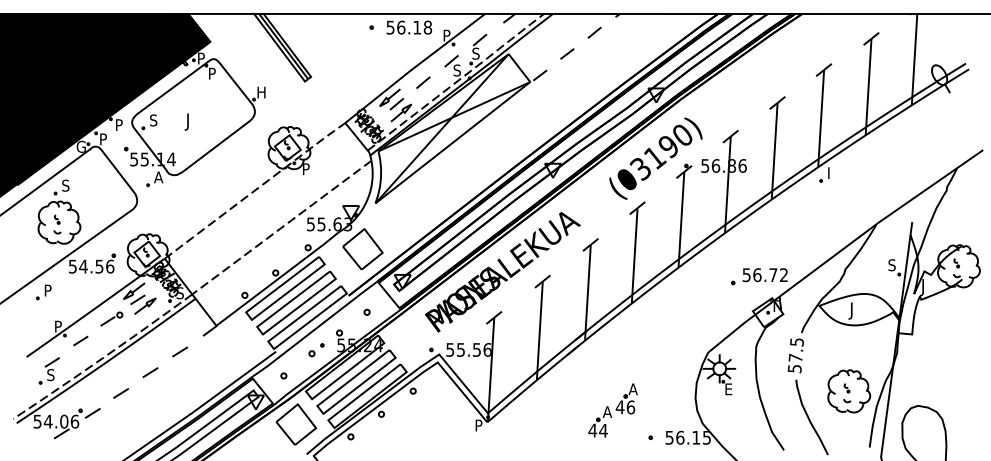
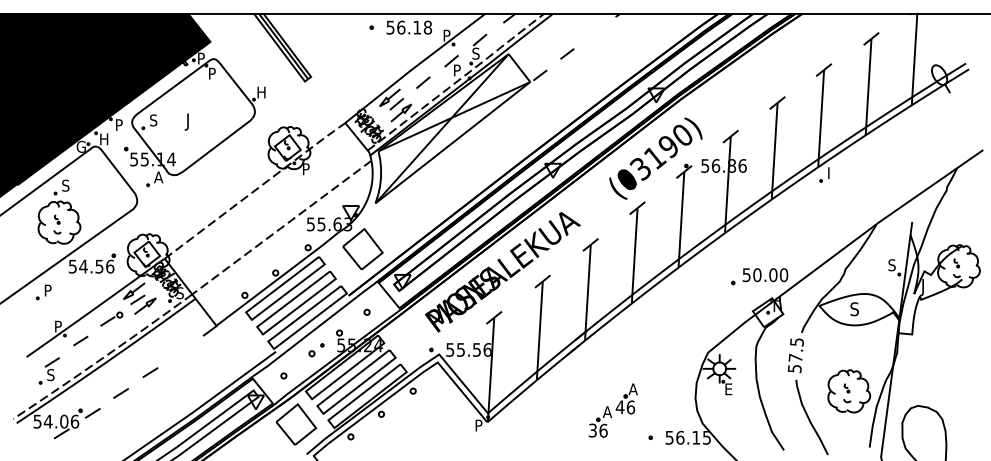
line: present -> none (594, 32)
text: S -> P (456, 70)
text: P -> H (104, 139)
text: 56.72 -> 50.00 (770, 275)
text: J -> S (853, 310)
line: present -> none (179, 351)
text: 44 -> 36 (597, 430)
